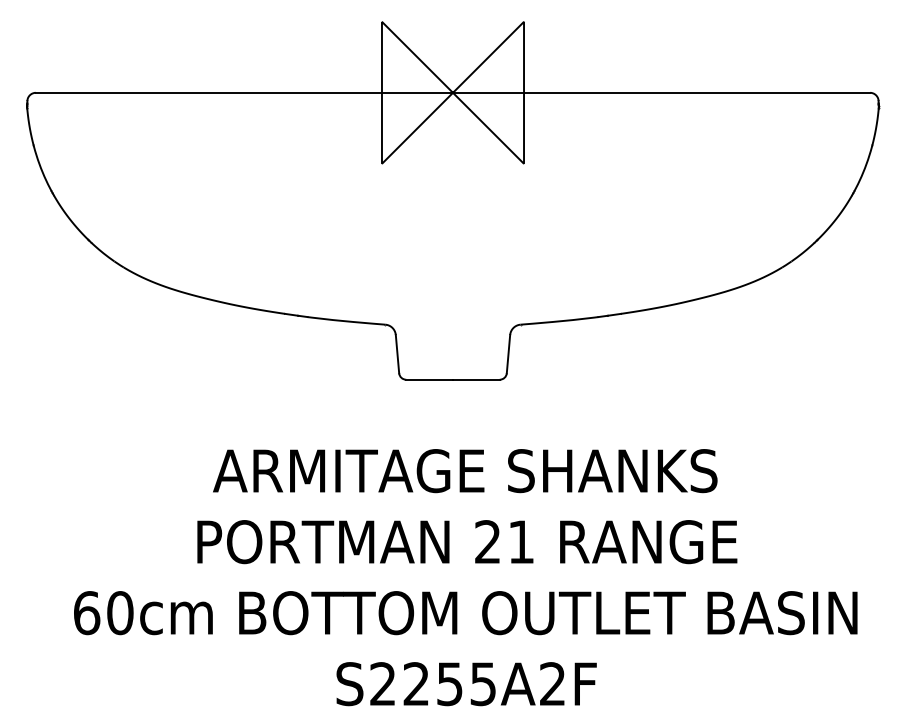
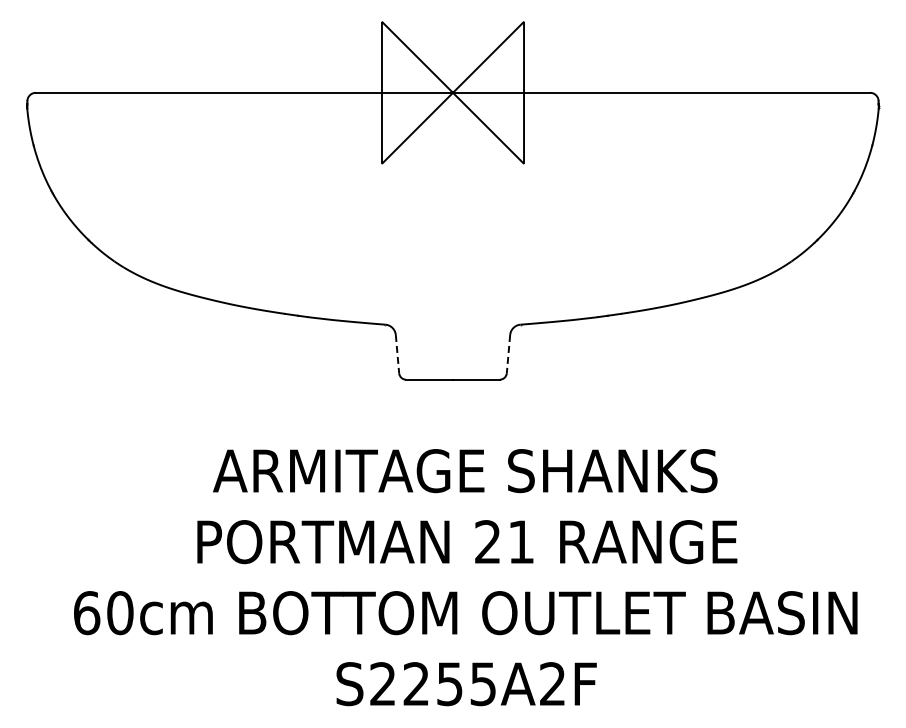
line: solid -> dashed (397, 354)
line: solid -> dashed (508, 354)
